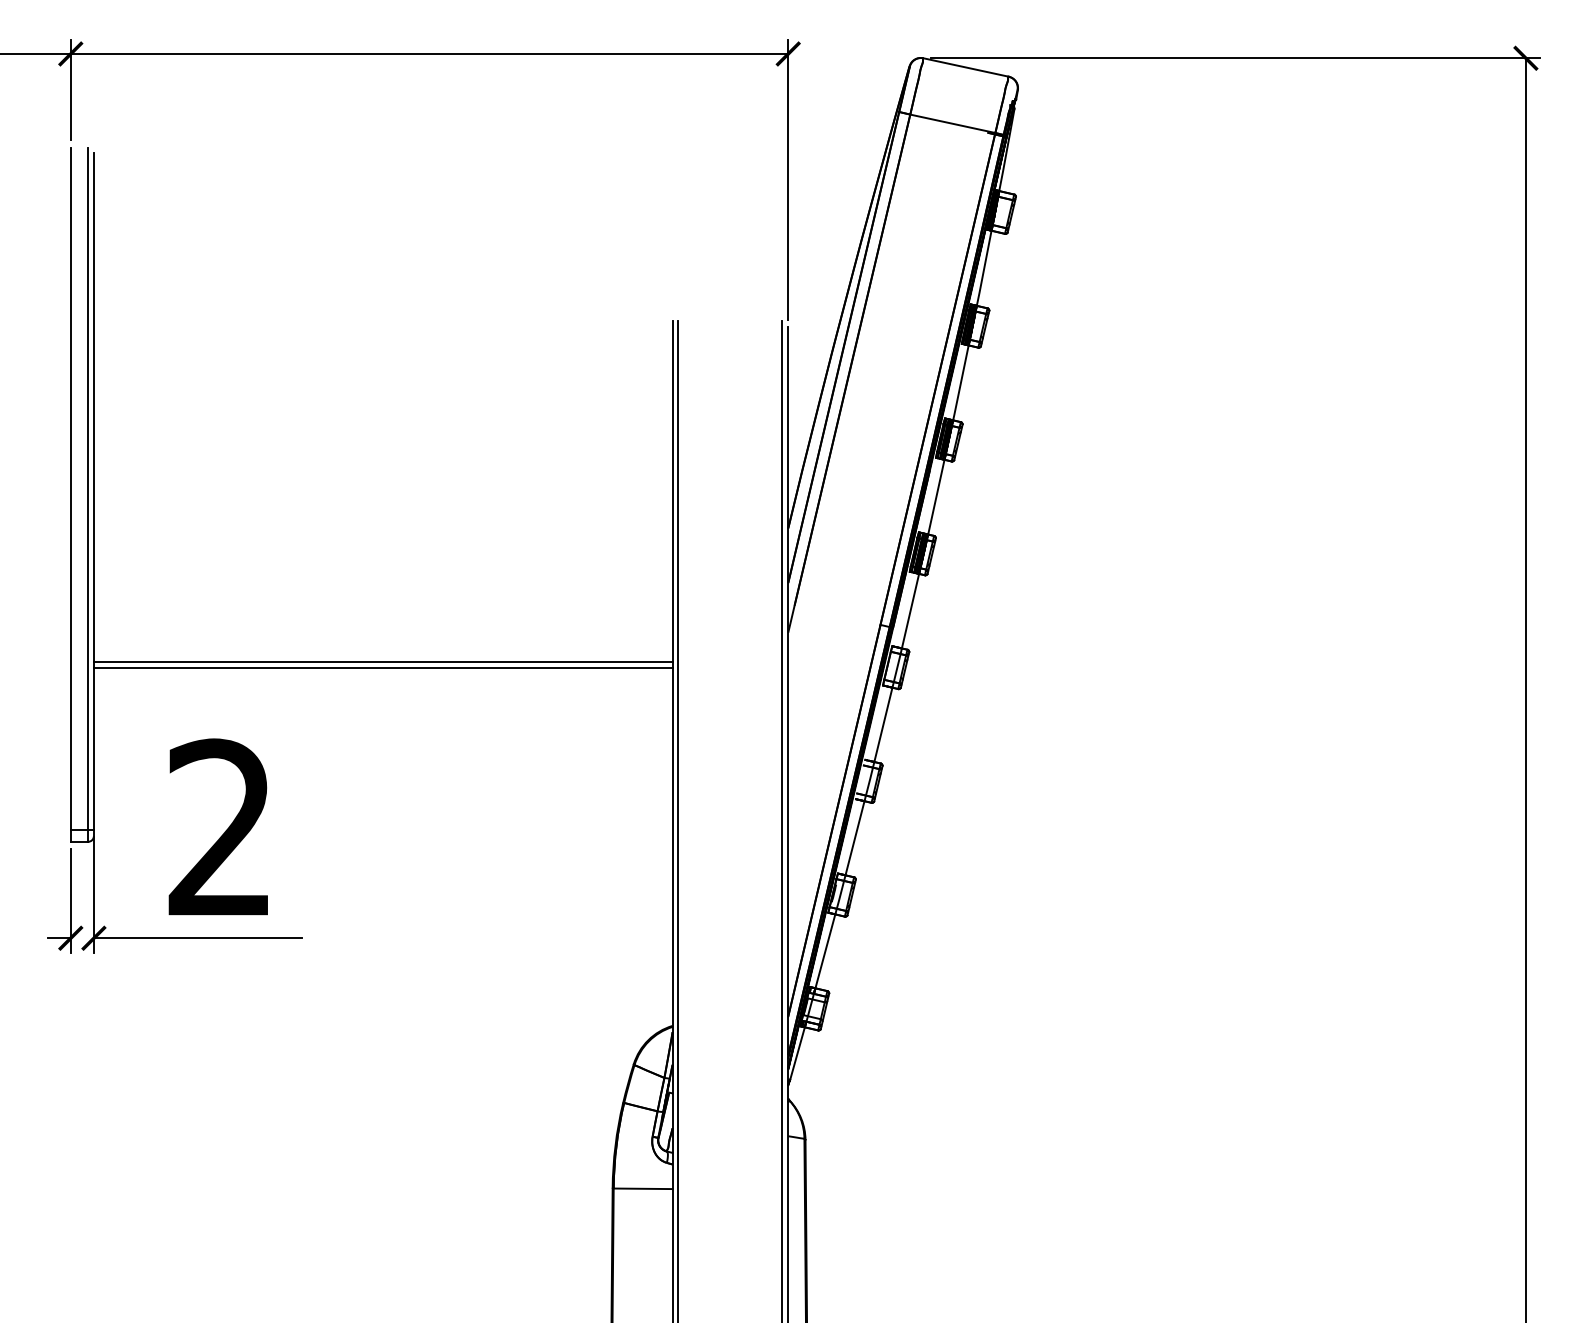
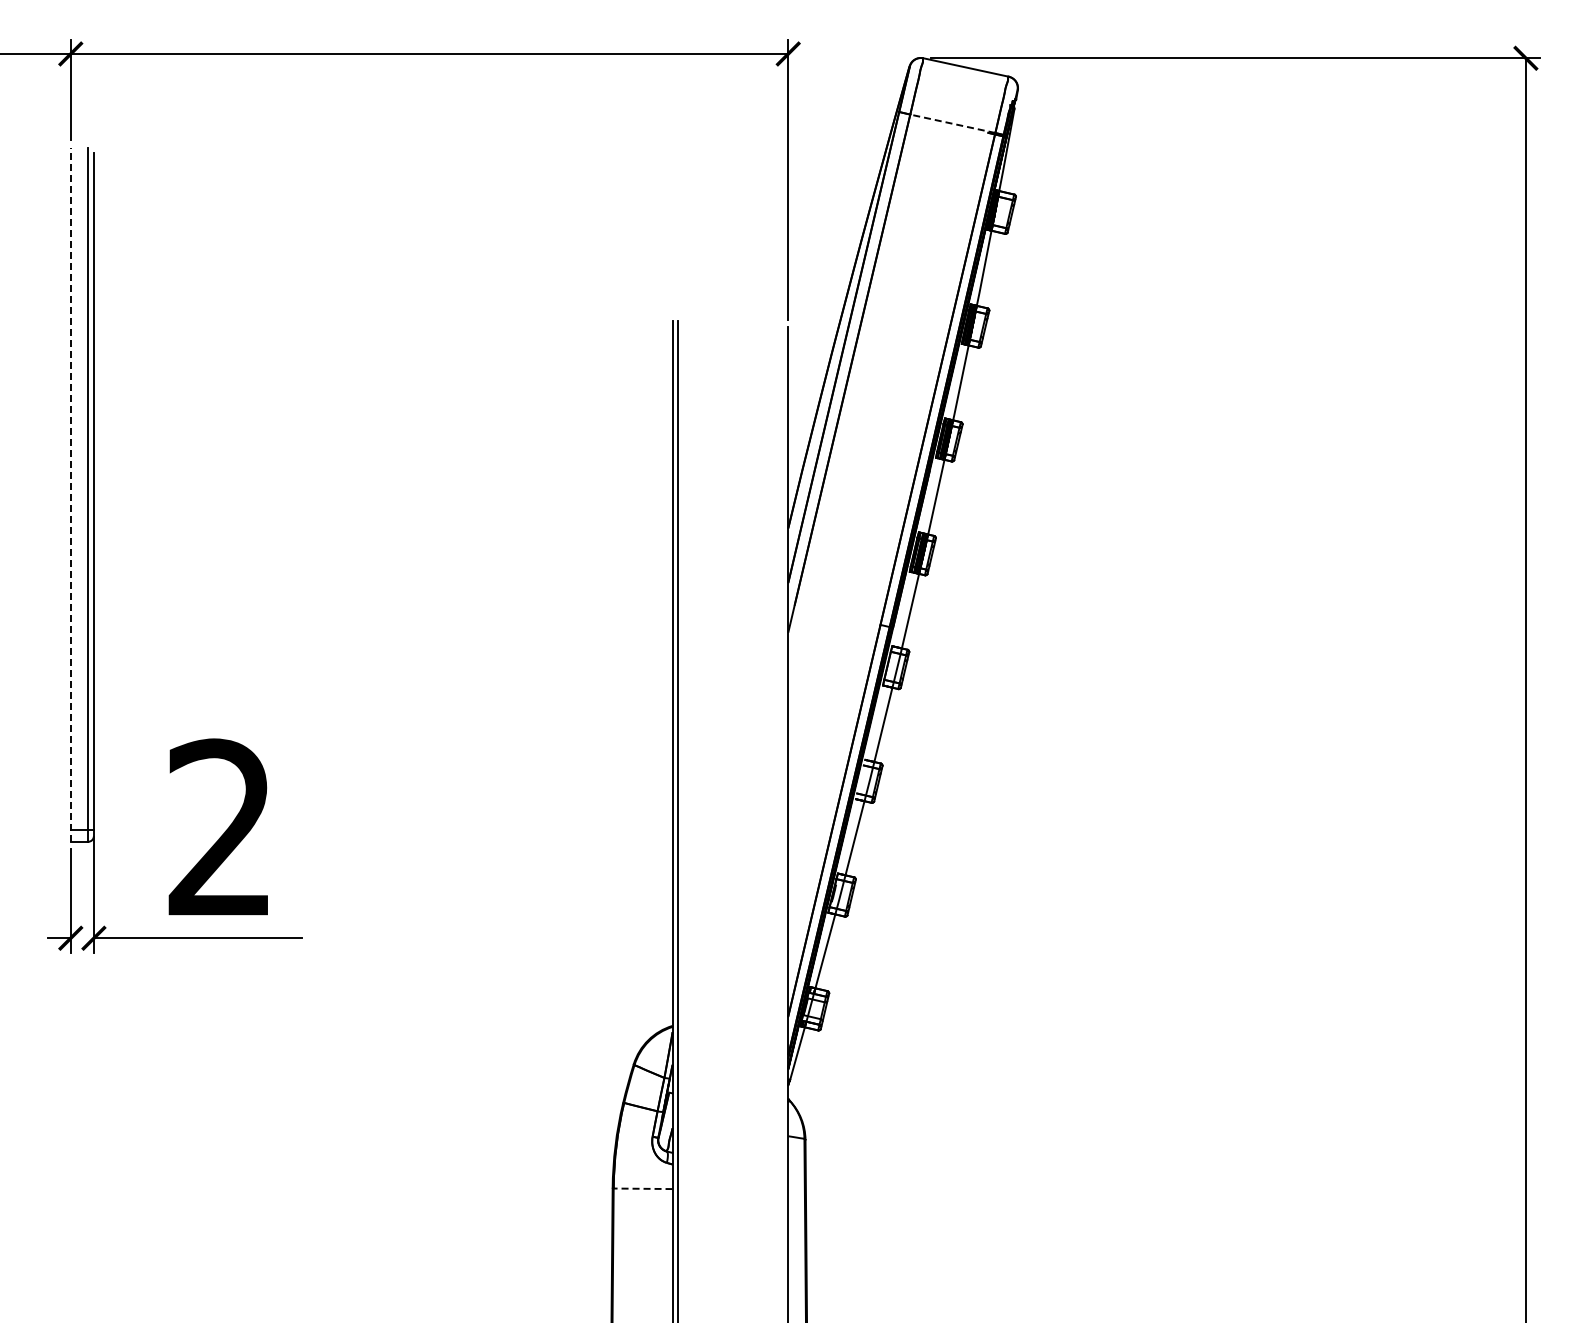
line: solid -> dashed (952, 123)
line: solid -> dashed (70, 494)
line: present -> none (382, 662)
line: present -> none (382, 668)
line: present -> none (782, 820)
line: solid -> dashed (642, 1188)
